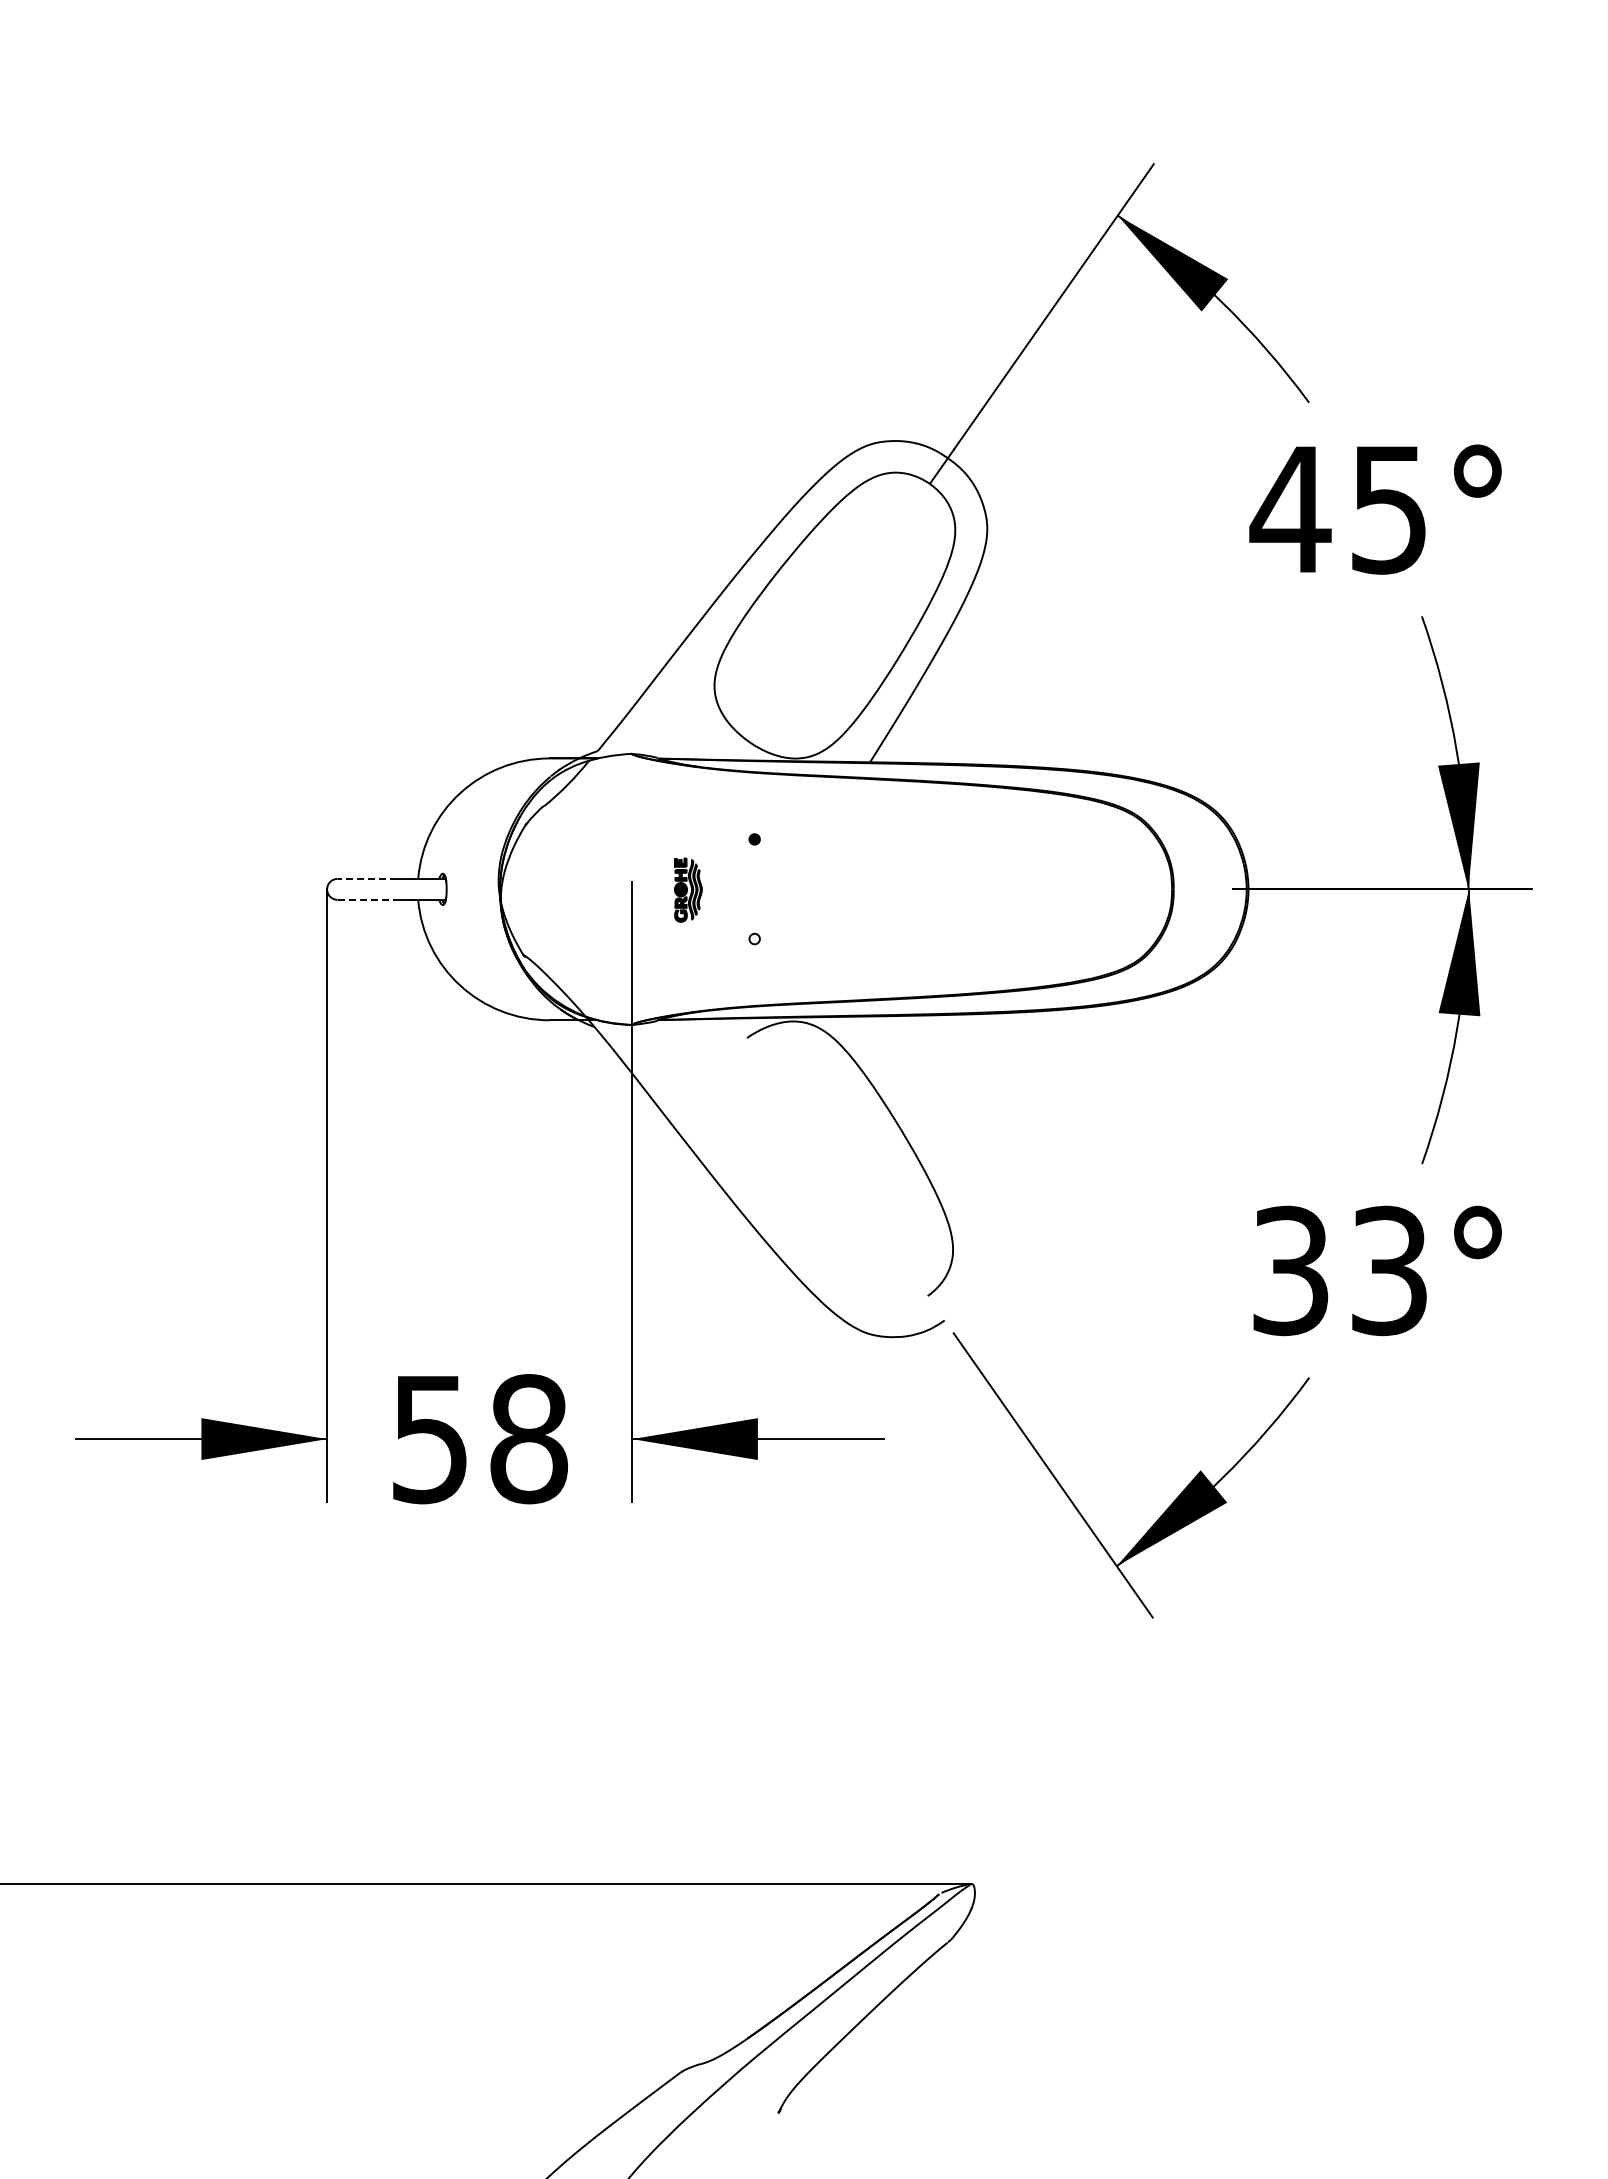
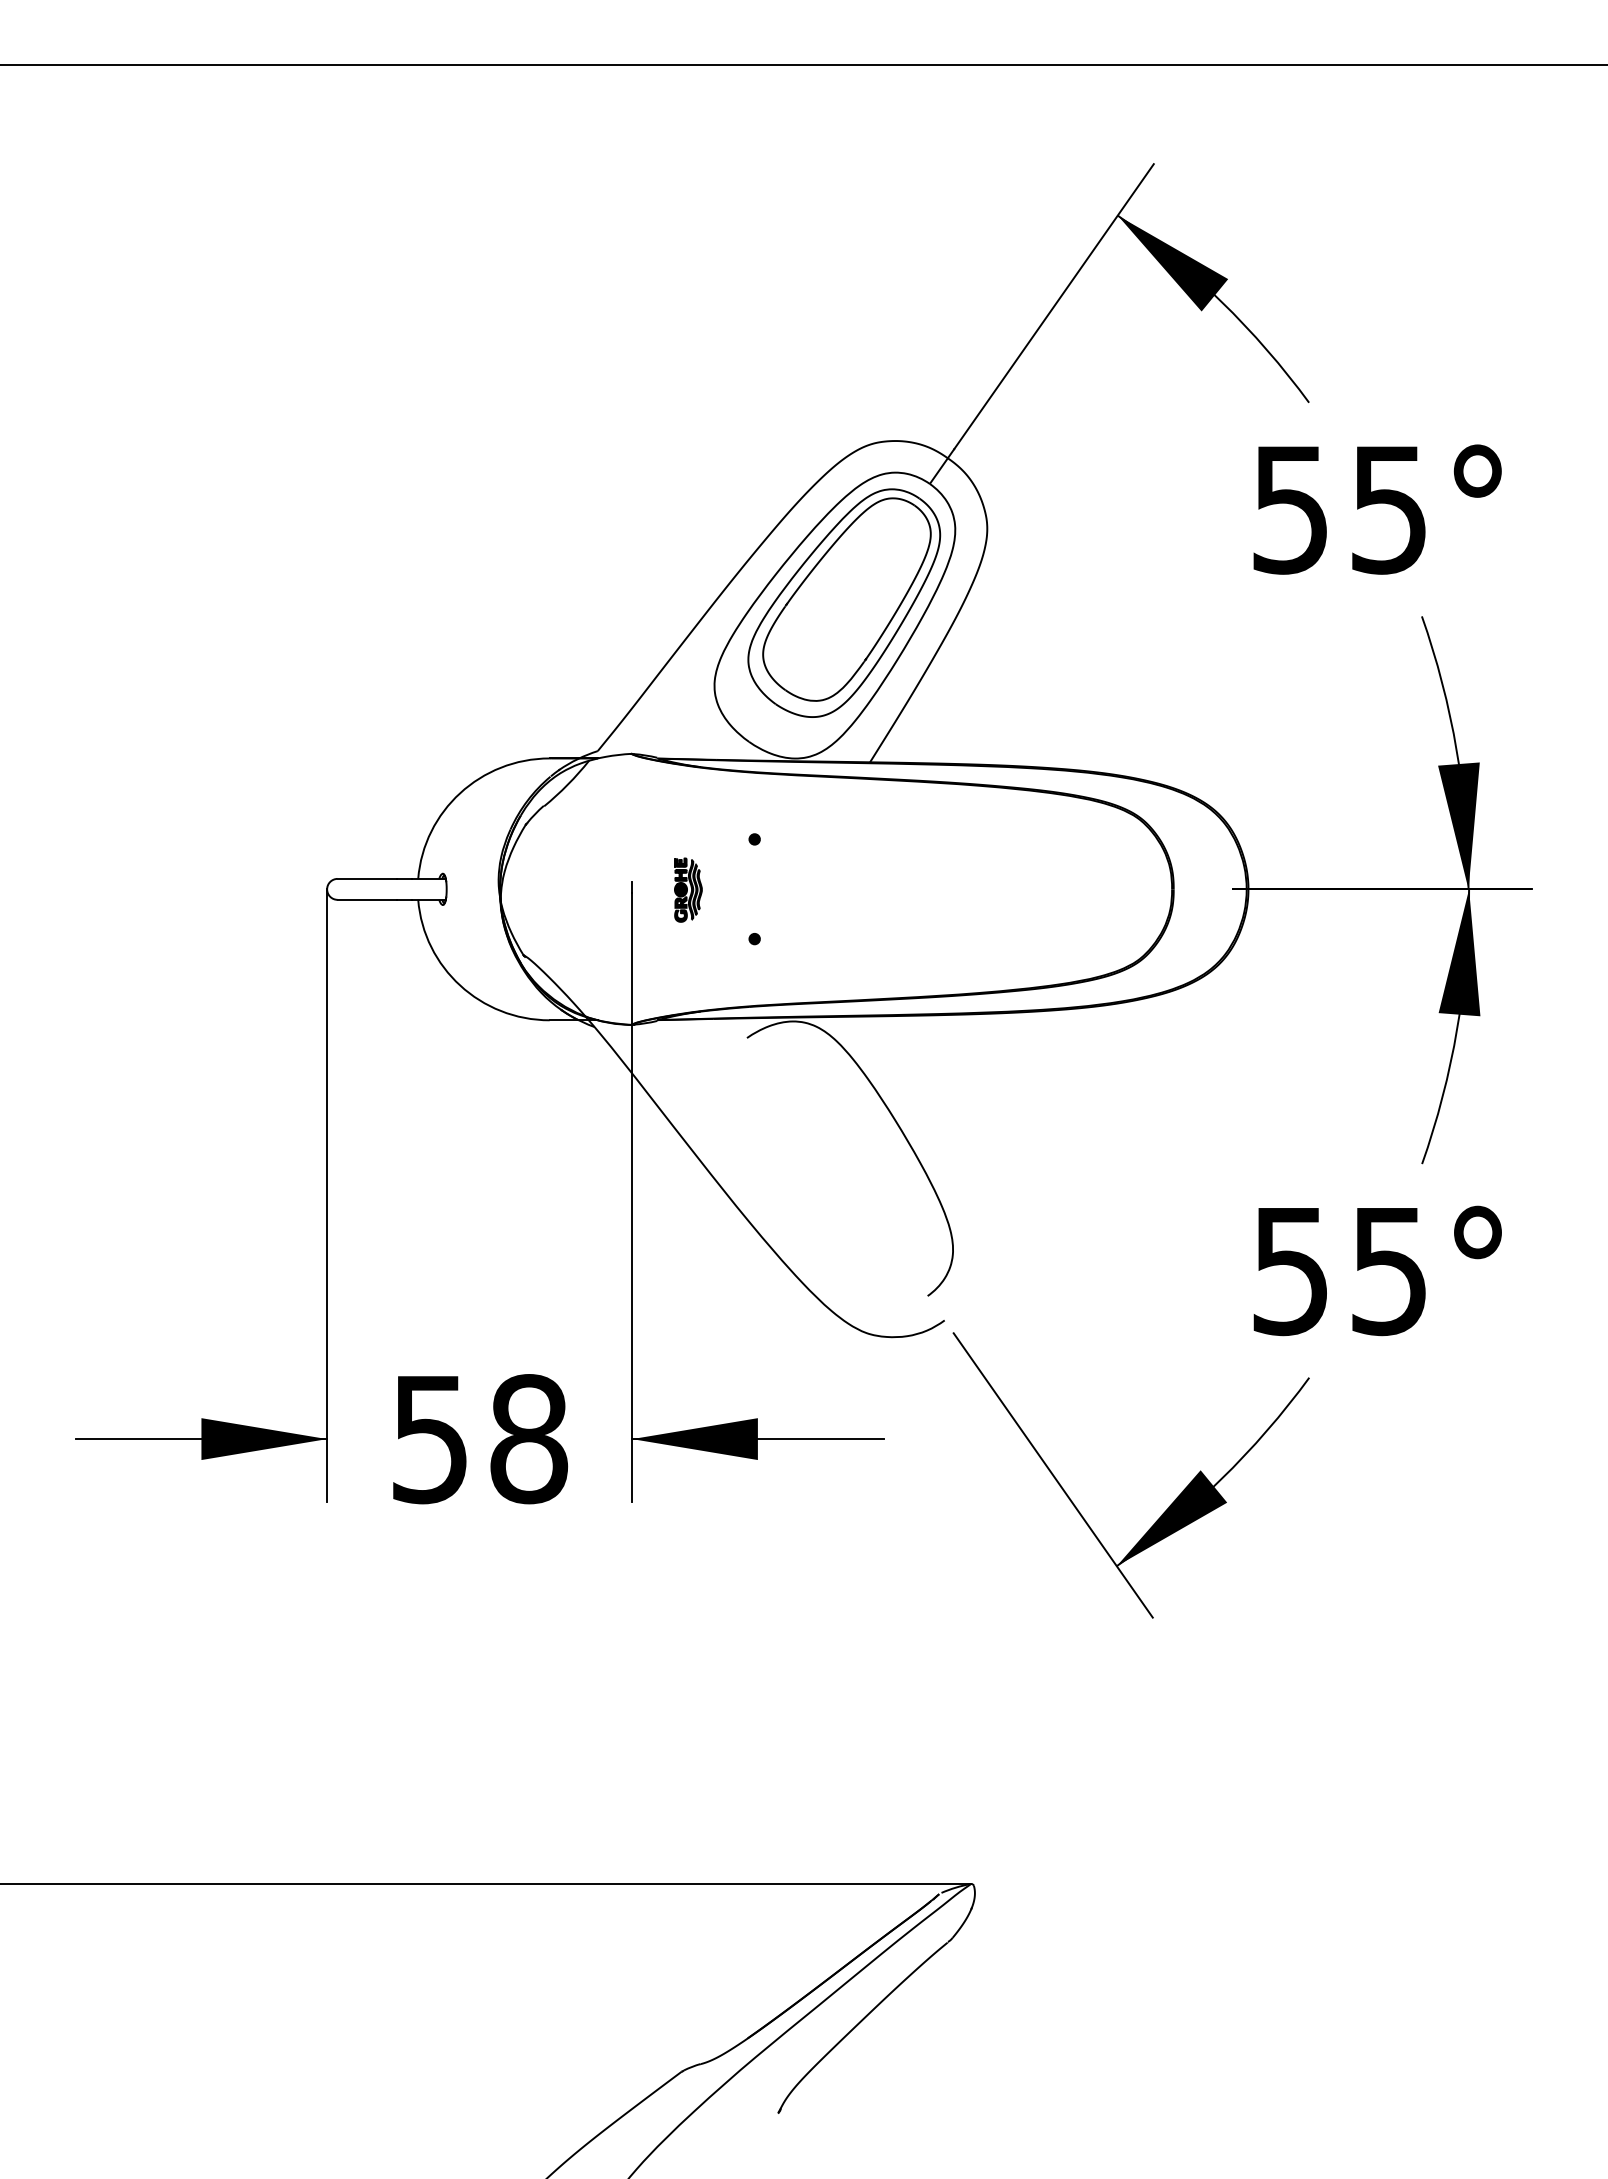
line: none -> present (803, 65)
text: 45° -> 55° (1290, 510)
part: none -> present (844, 602)
line: dashed -> solid (367, 878)
line: dashed -> solid (367, 899)
fill: none -> present (754, 938)
text: 33° -> 55° (1339, 1270)
